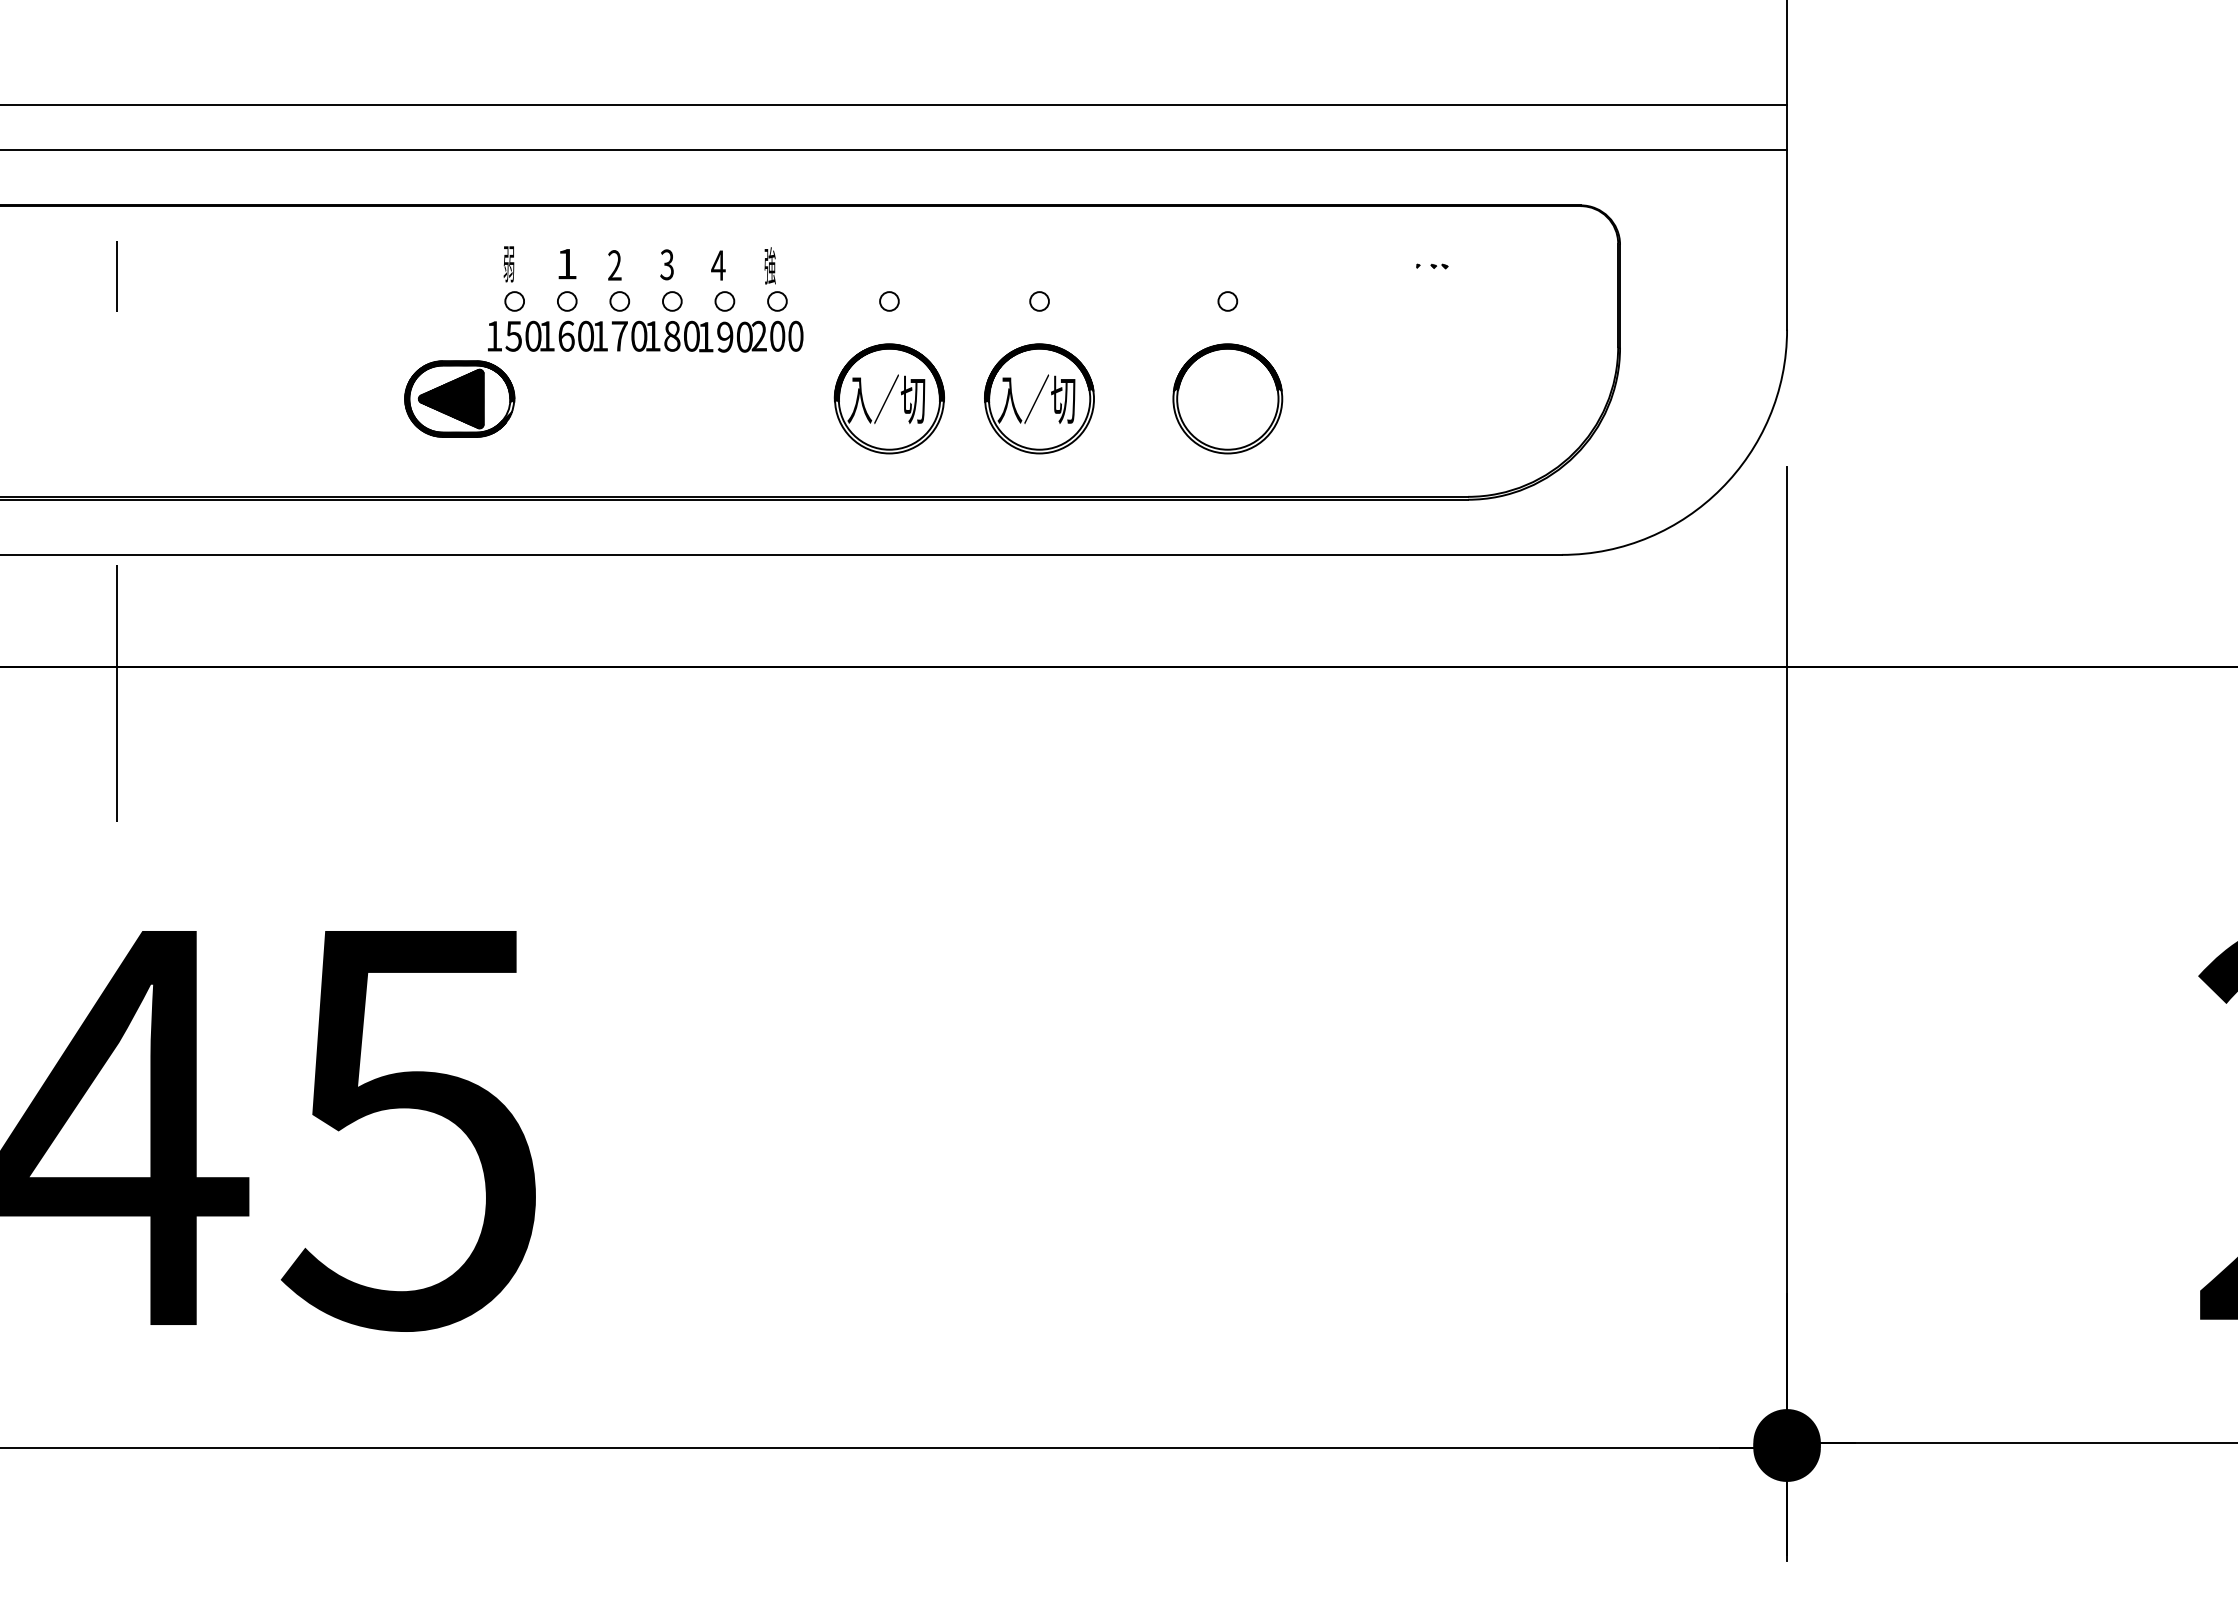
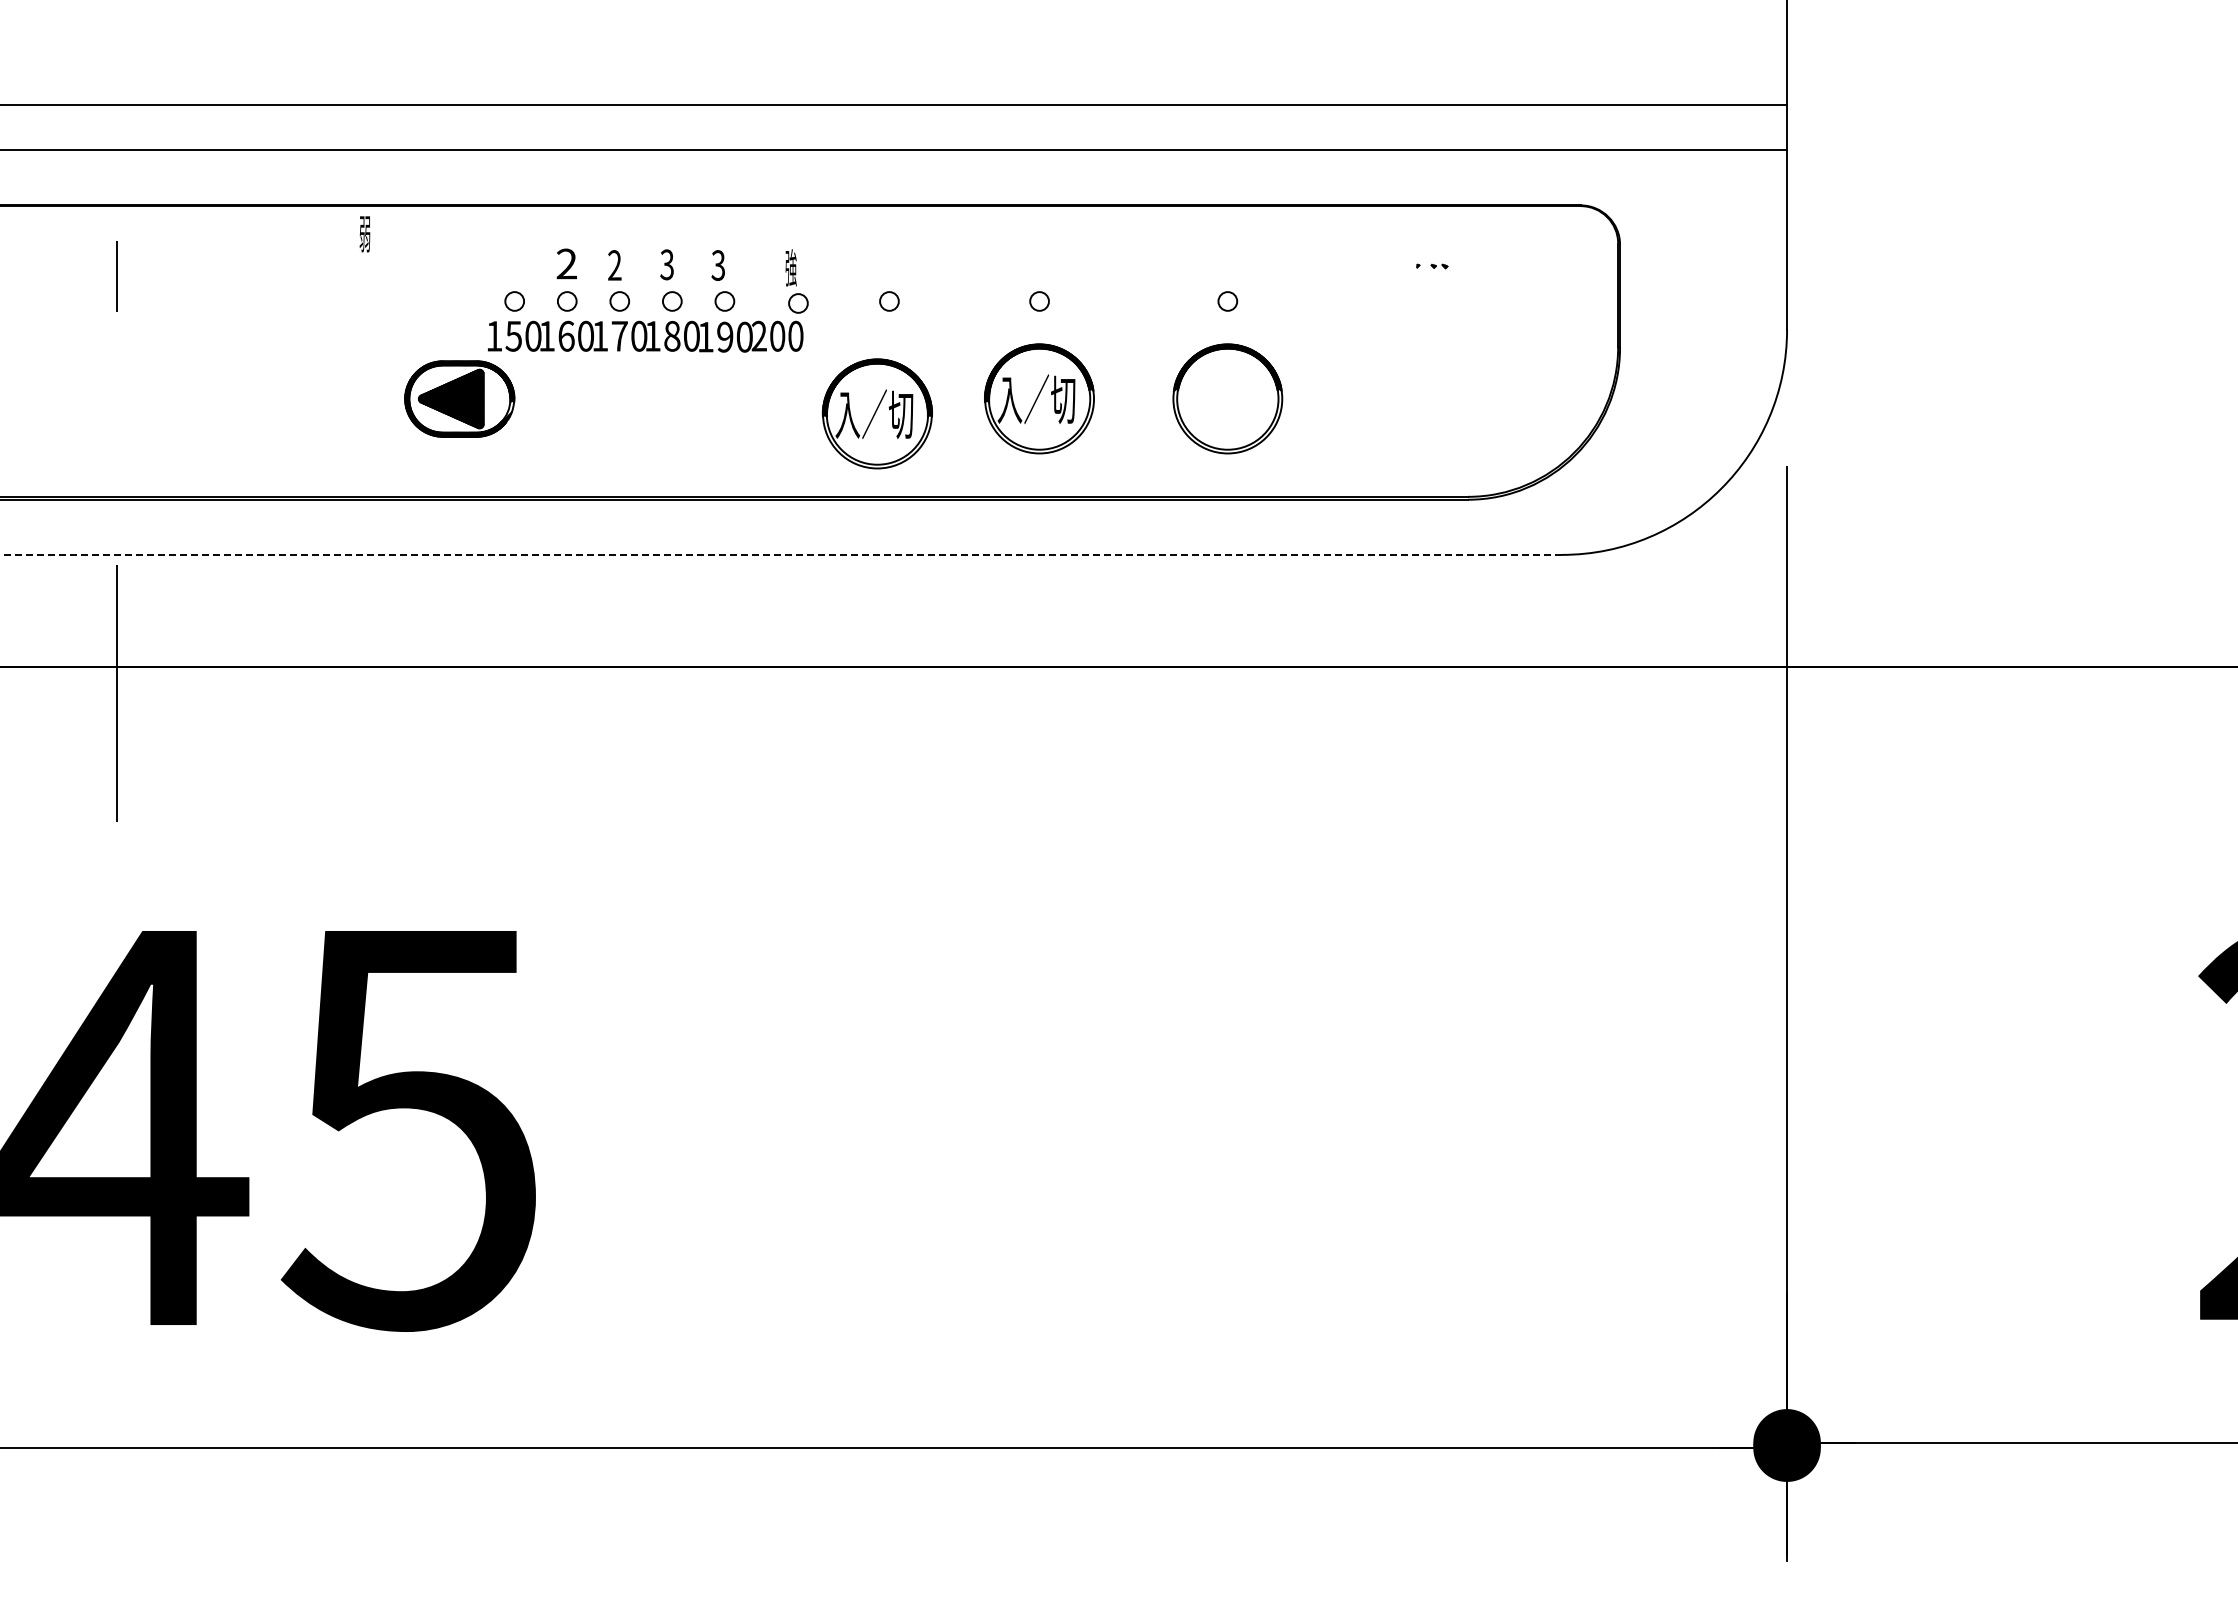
text: 1 -> 2 (566, 263)
text position: (508, 264) -> (364, 234) (364, 234)
text: 4 -> 3 (718, 265)
part position: (775, 279) -> (796, 281) (796, 281)
part position: (888, 398) -> (876, 413) (876, 413)
line: solid -> dashed (781, 554)
